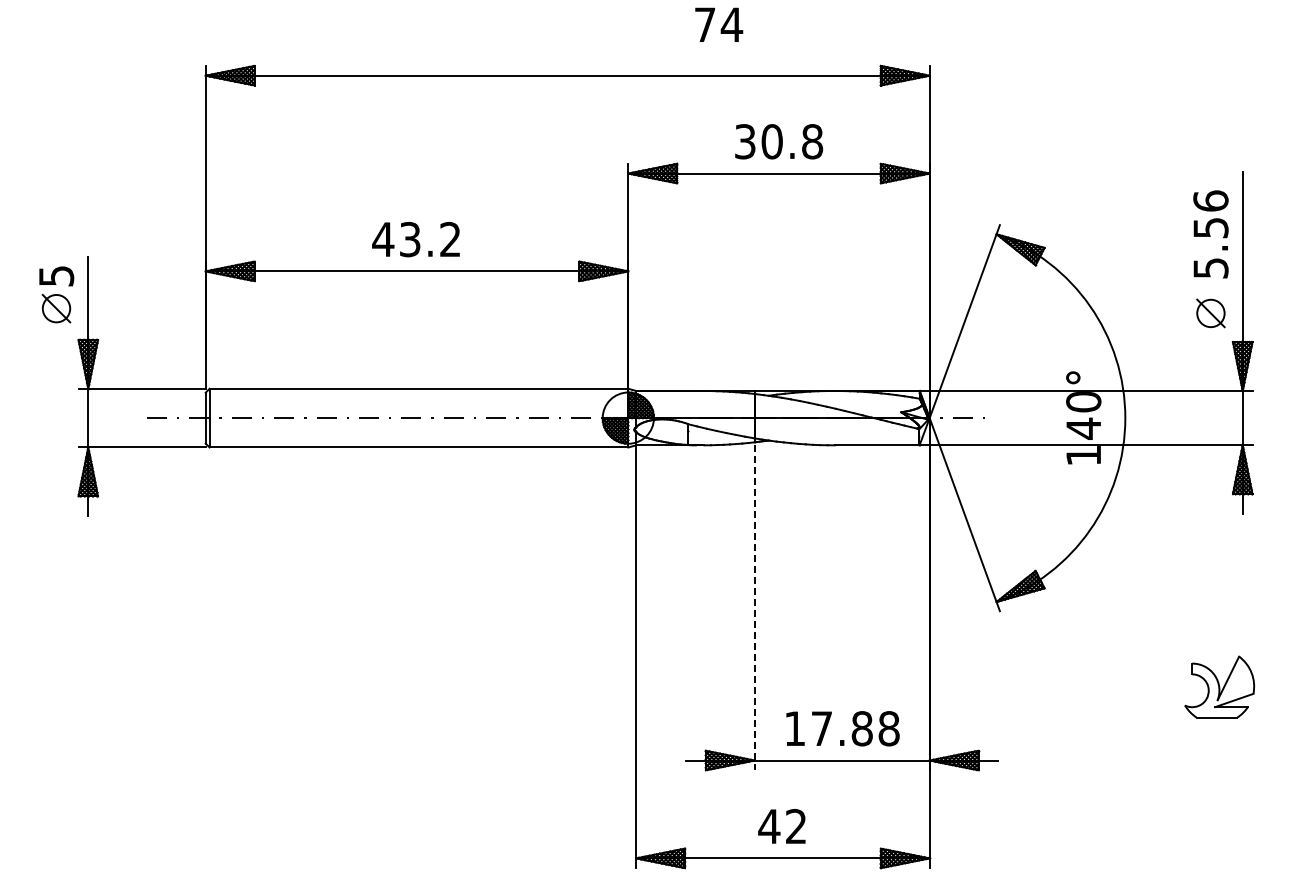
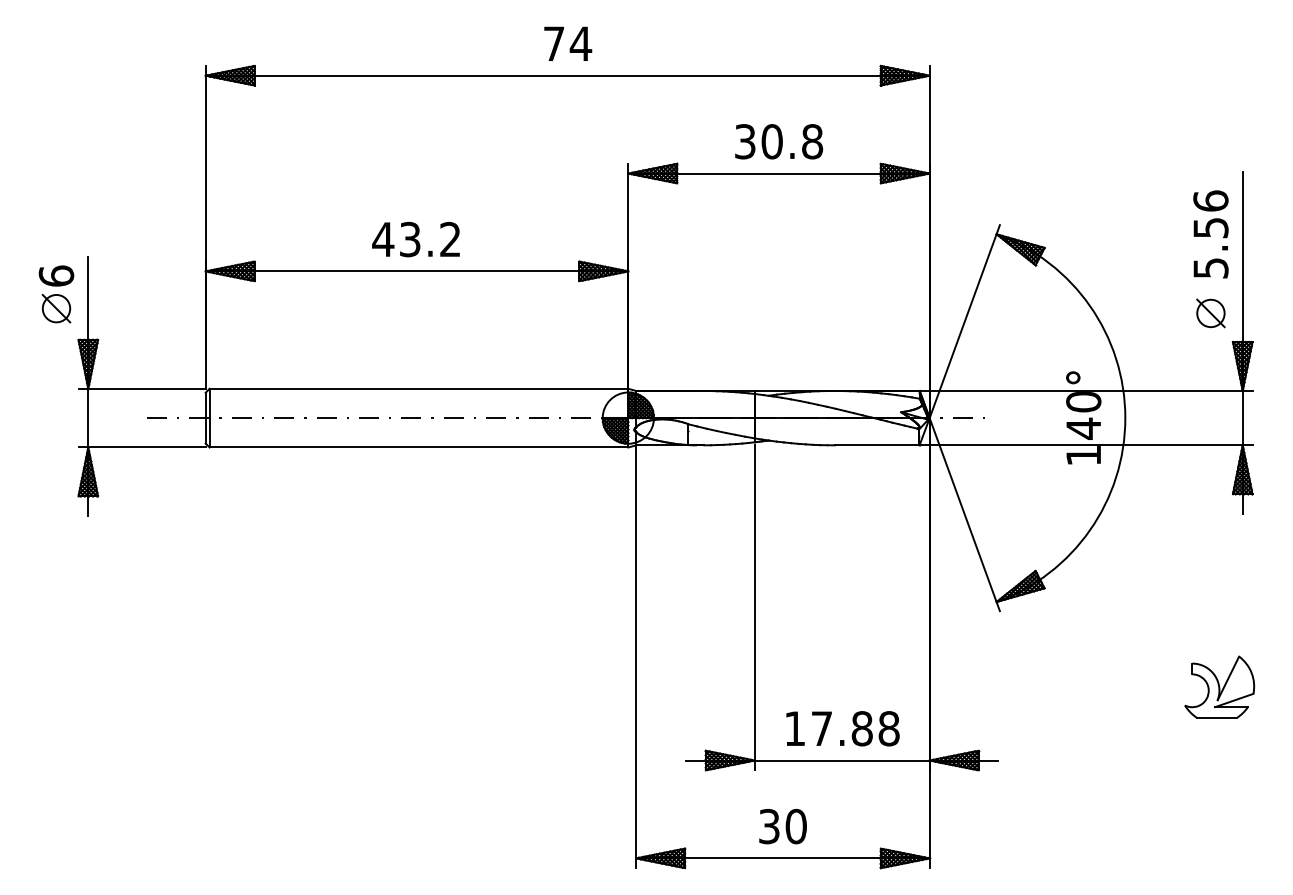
text position: (719, 24) -> (568, 43) (568, 43)
text: 5 -> 6 (56, 275)
line: dashed -> solid (754, 608)
text: 42 -> 30 (782, 826)
